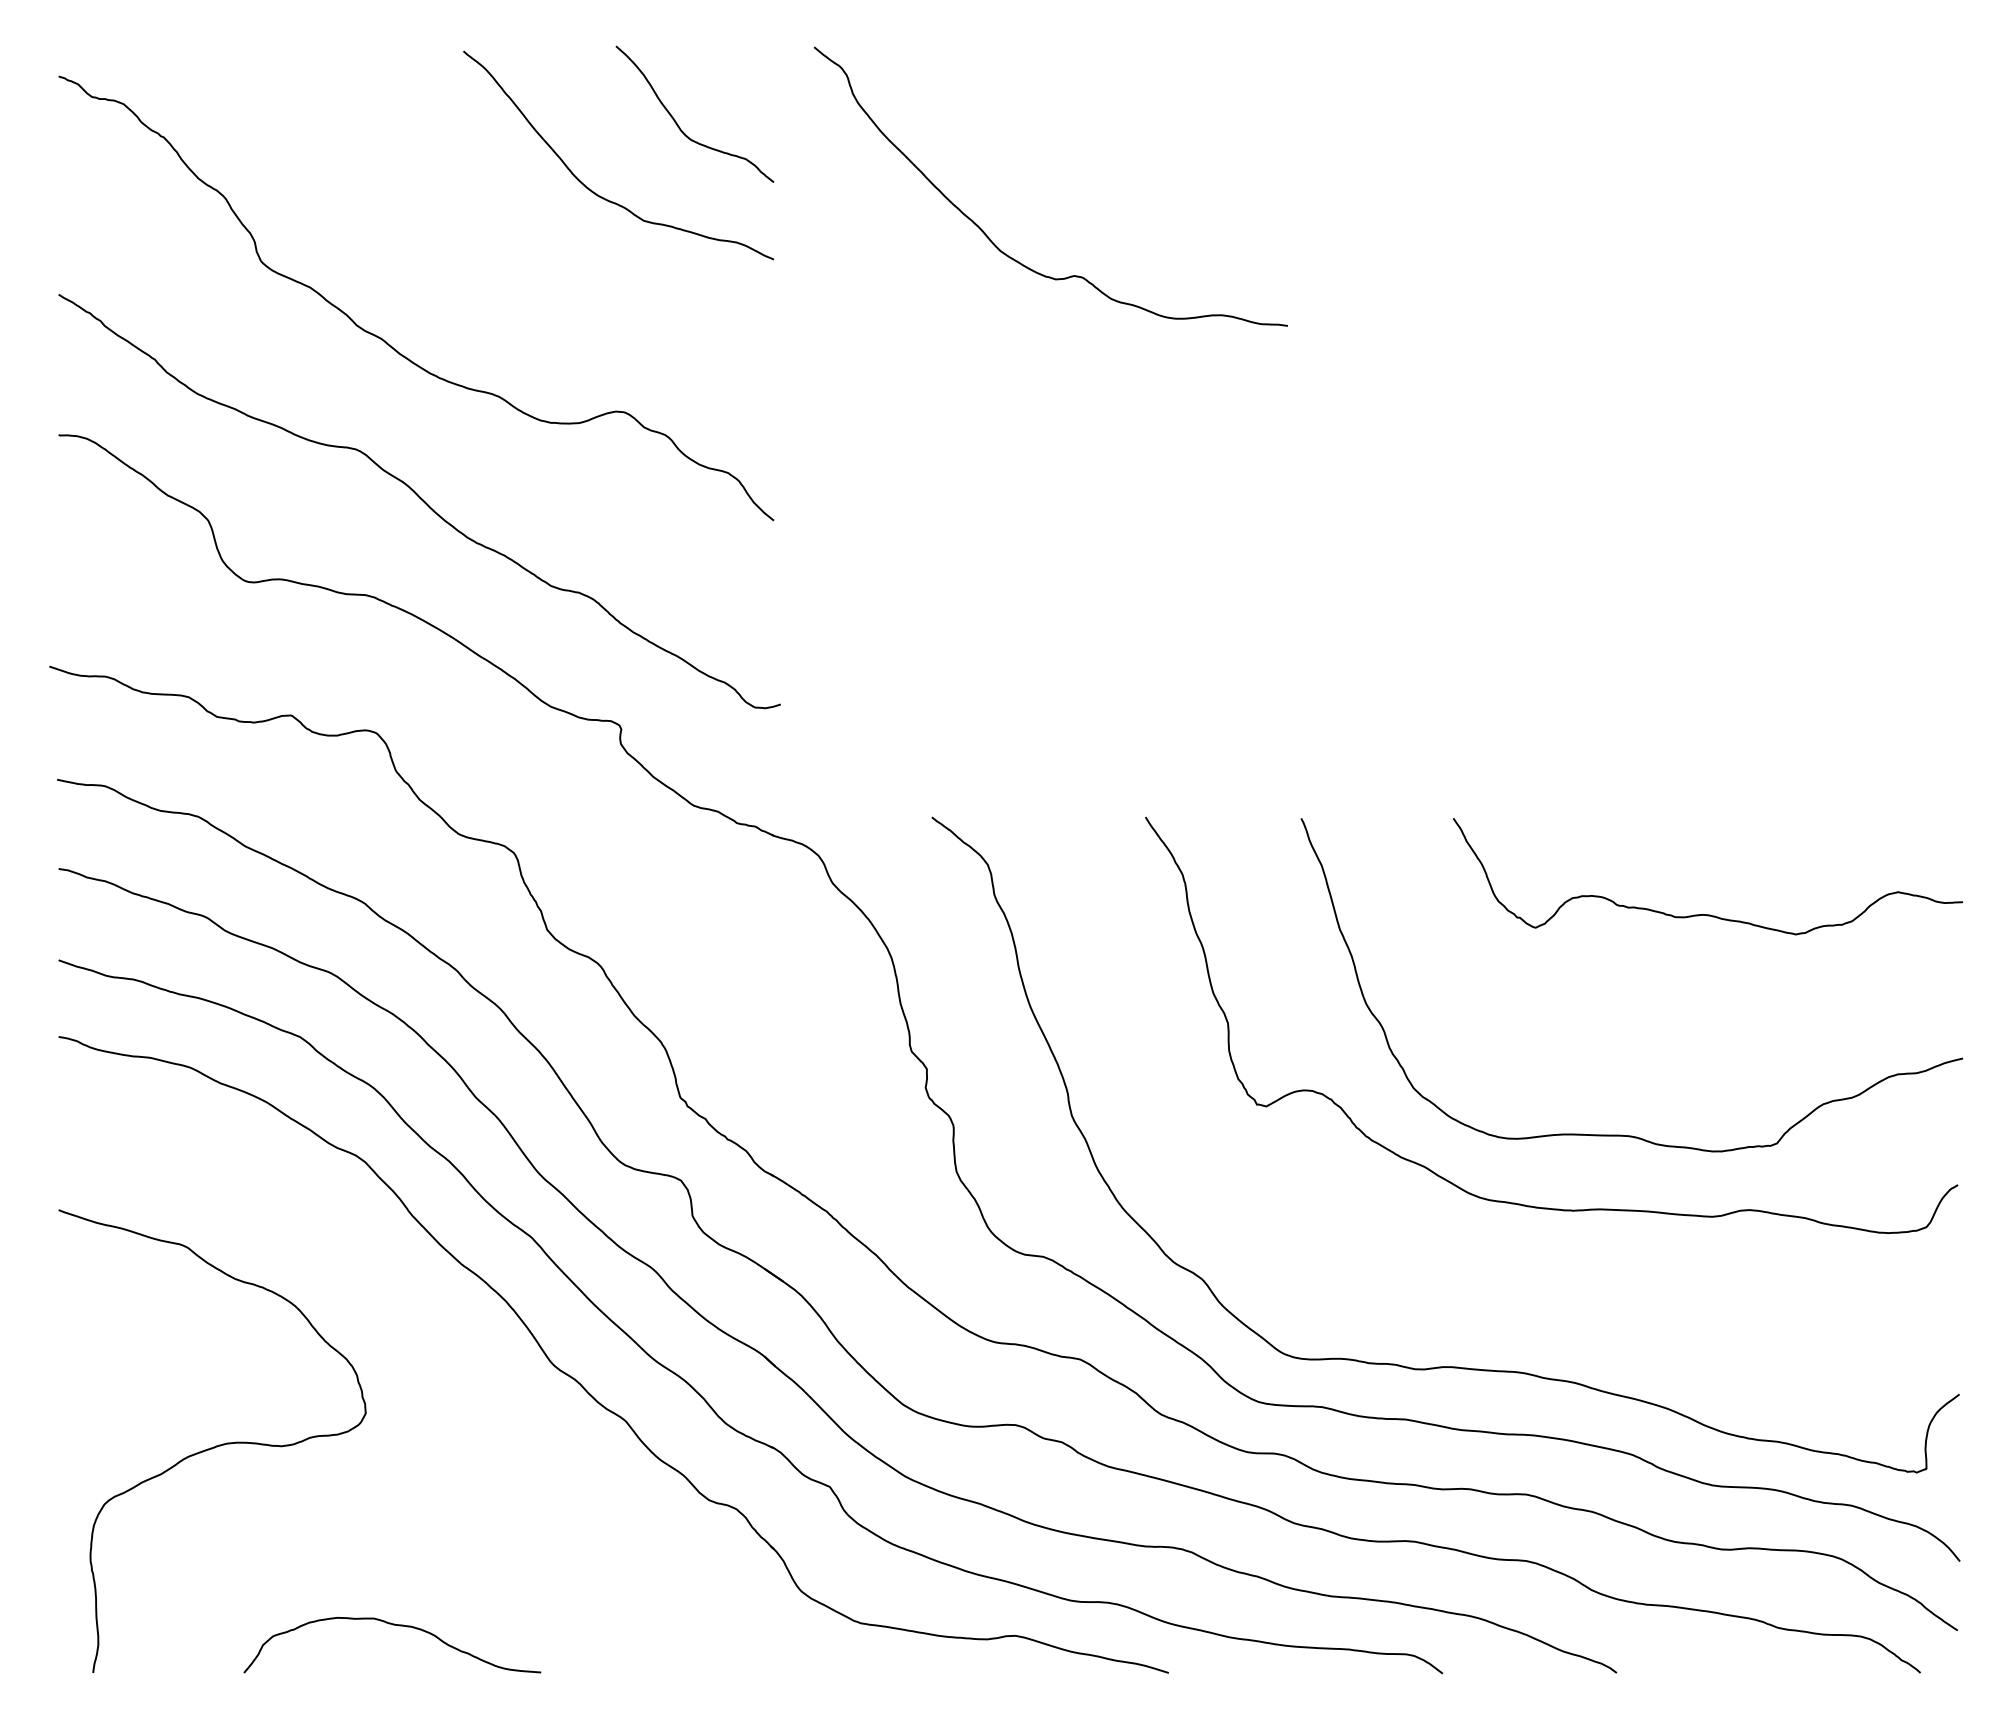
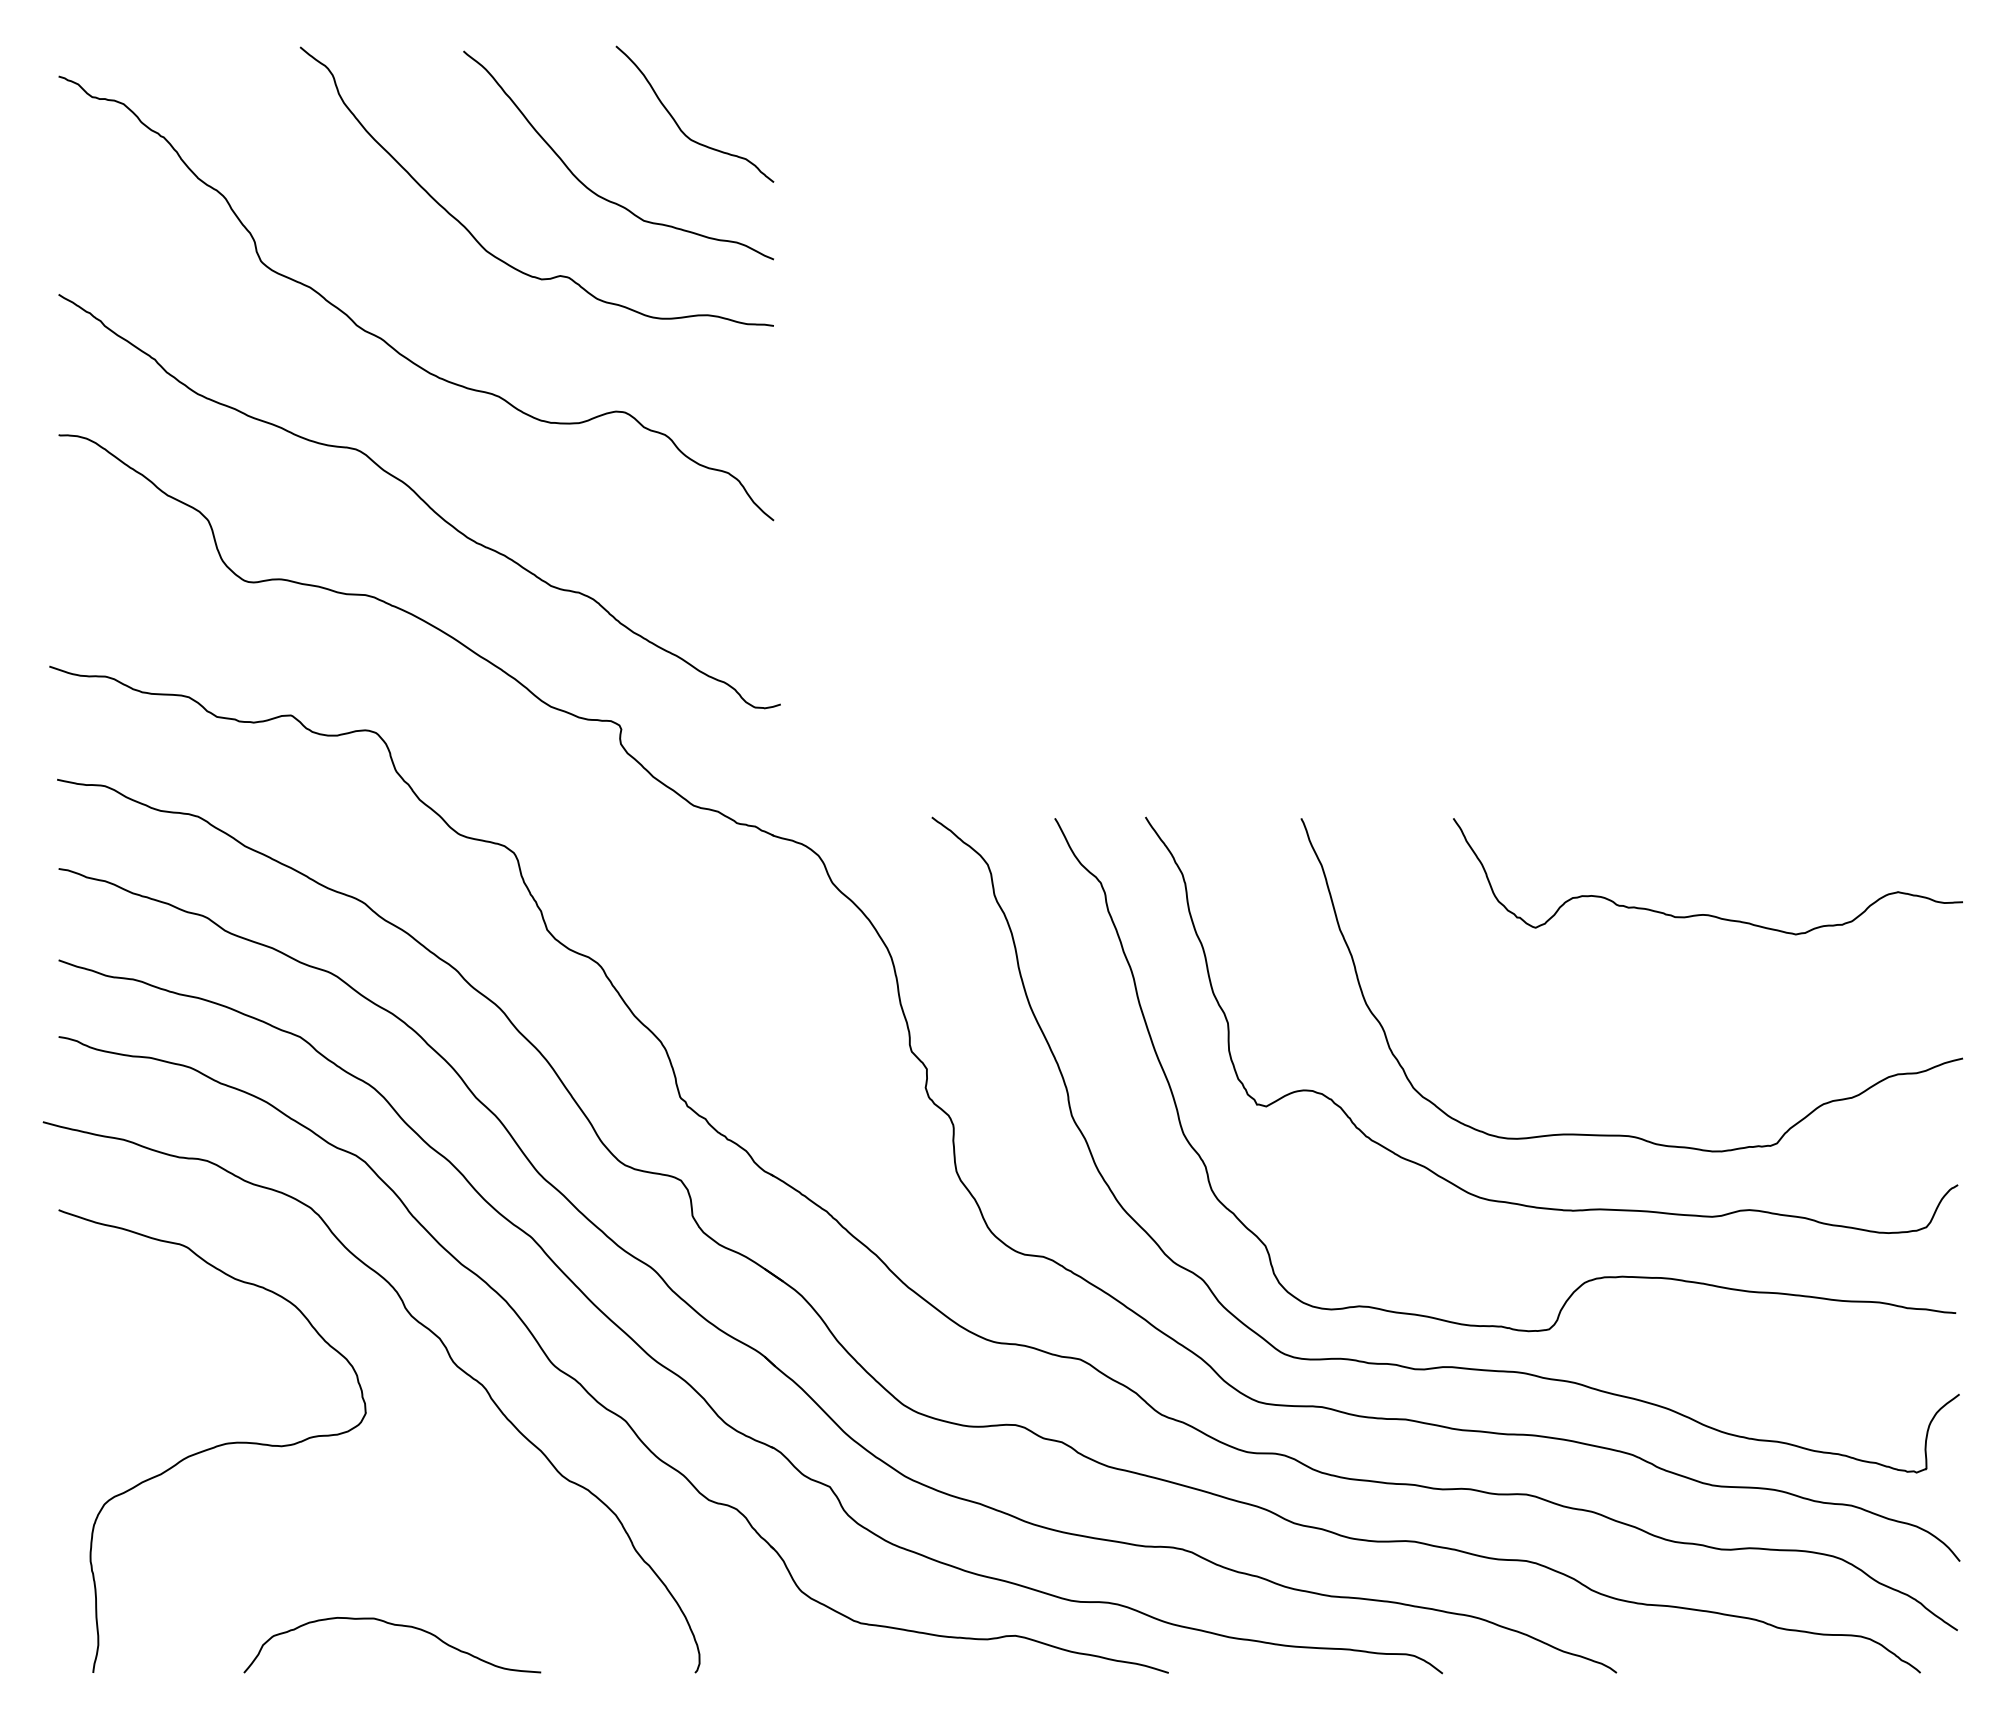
curve position: (990, 238) -> (476, 238) (476, 238)
curve: none -> present (1589, 1279)
curve: none -> present (425, 1328)
